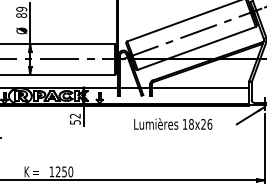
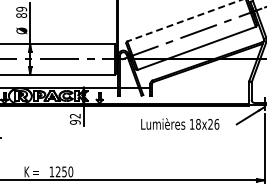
line: solid -> dashed (183, 20)
line: present -> none (200, 87)
text: 52 -> 92 (74, 122)
text position: (173, 123) -> (180, 123) (180, 123)
